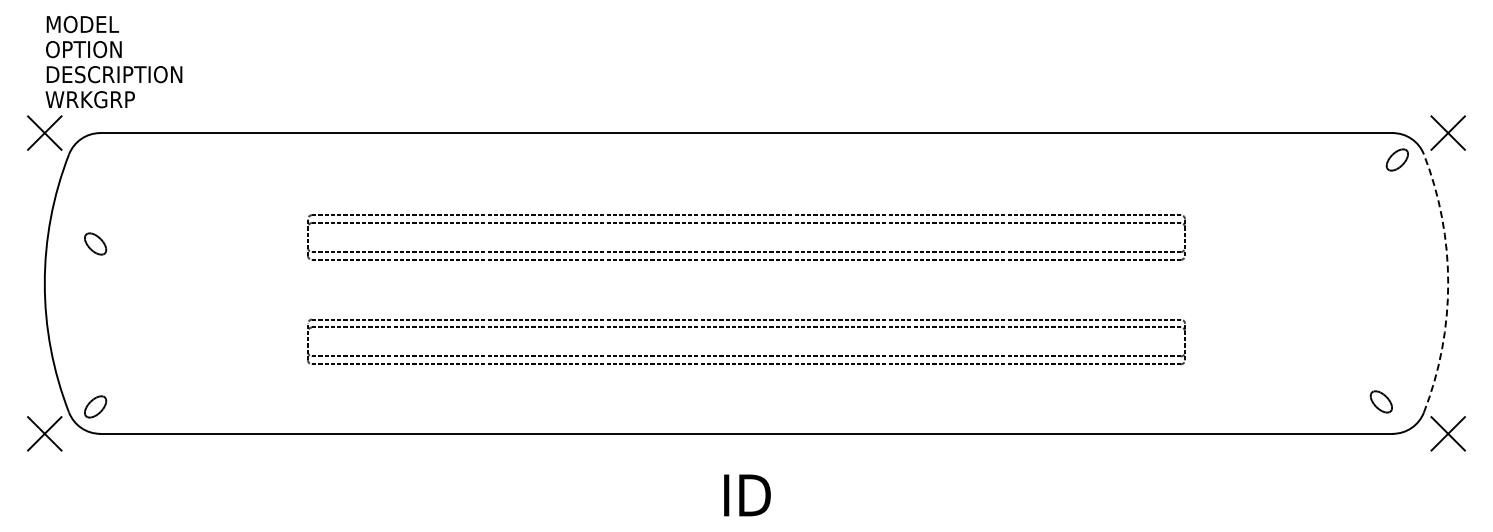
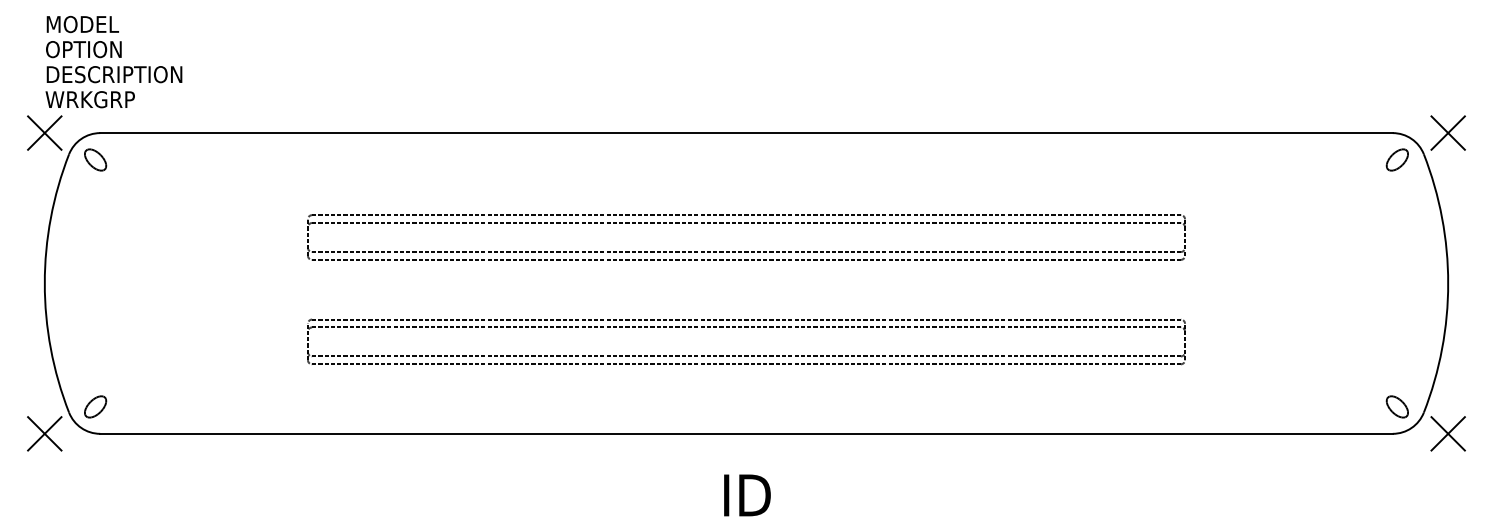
part position: (95, 243) -> (95, 159) (95, 159)
arc: dashed -> solid (1448, 283)
part position: (1380, 401) -> (1396, 406) (1396, 406)
